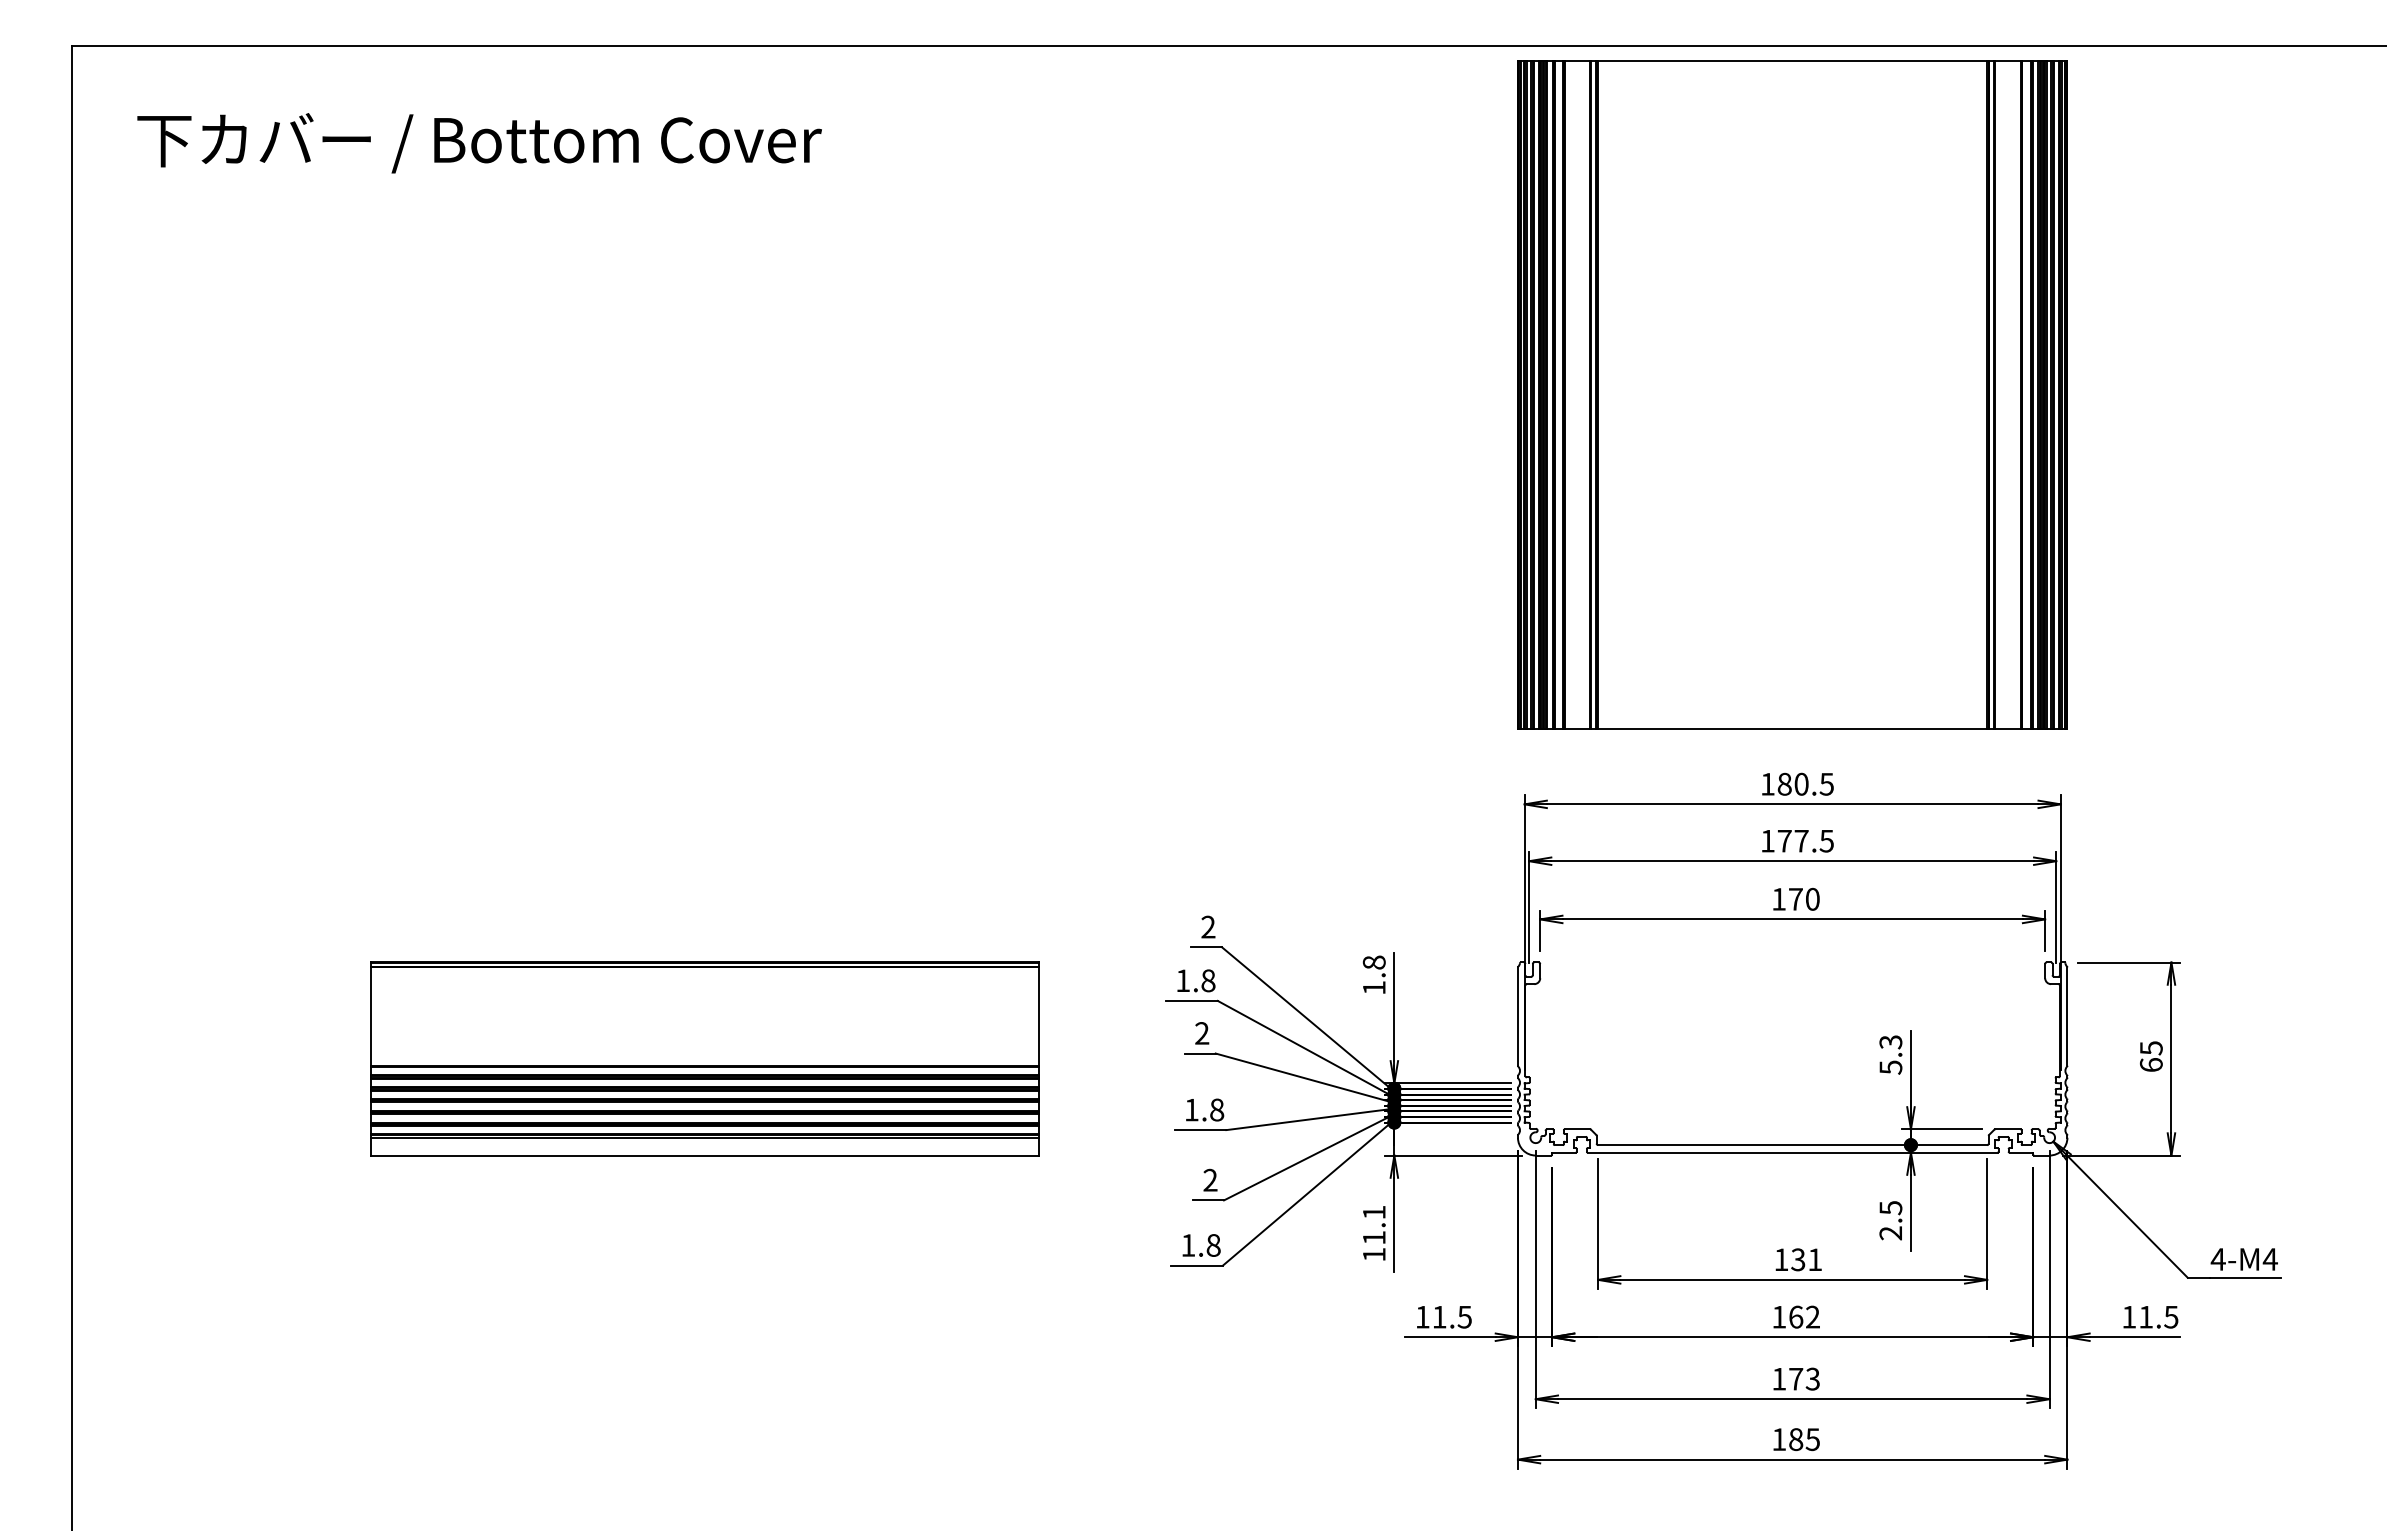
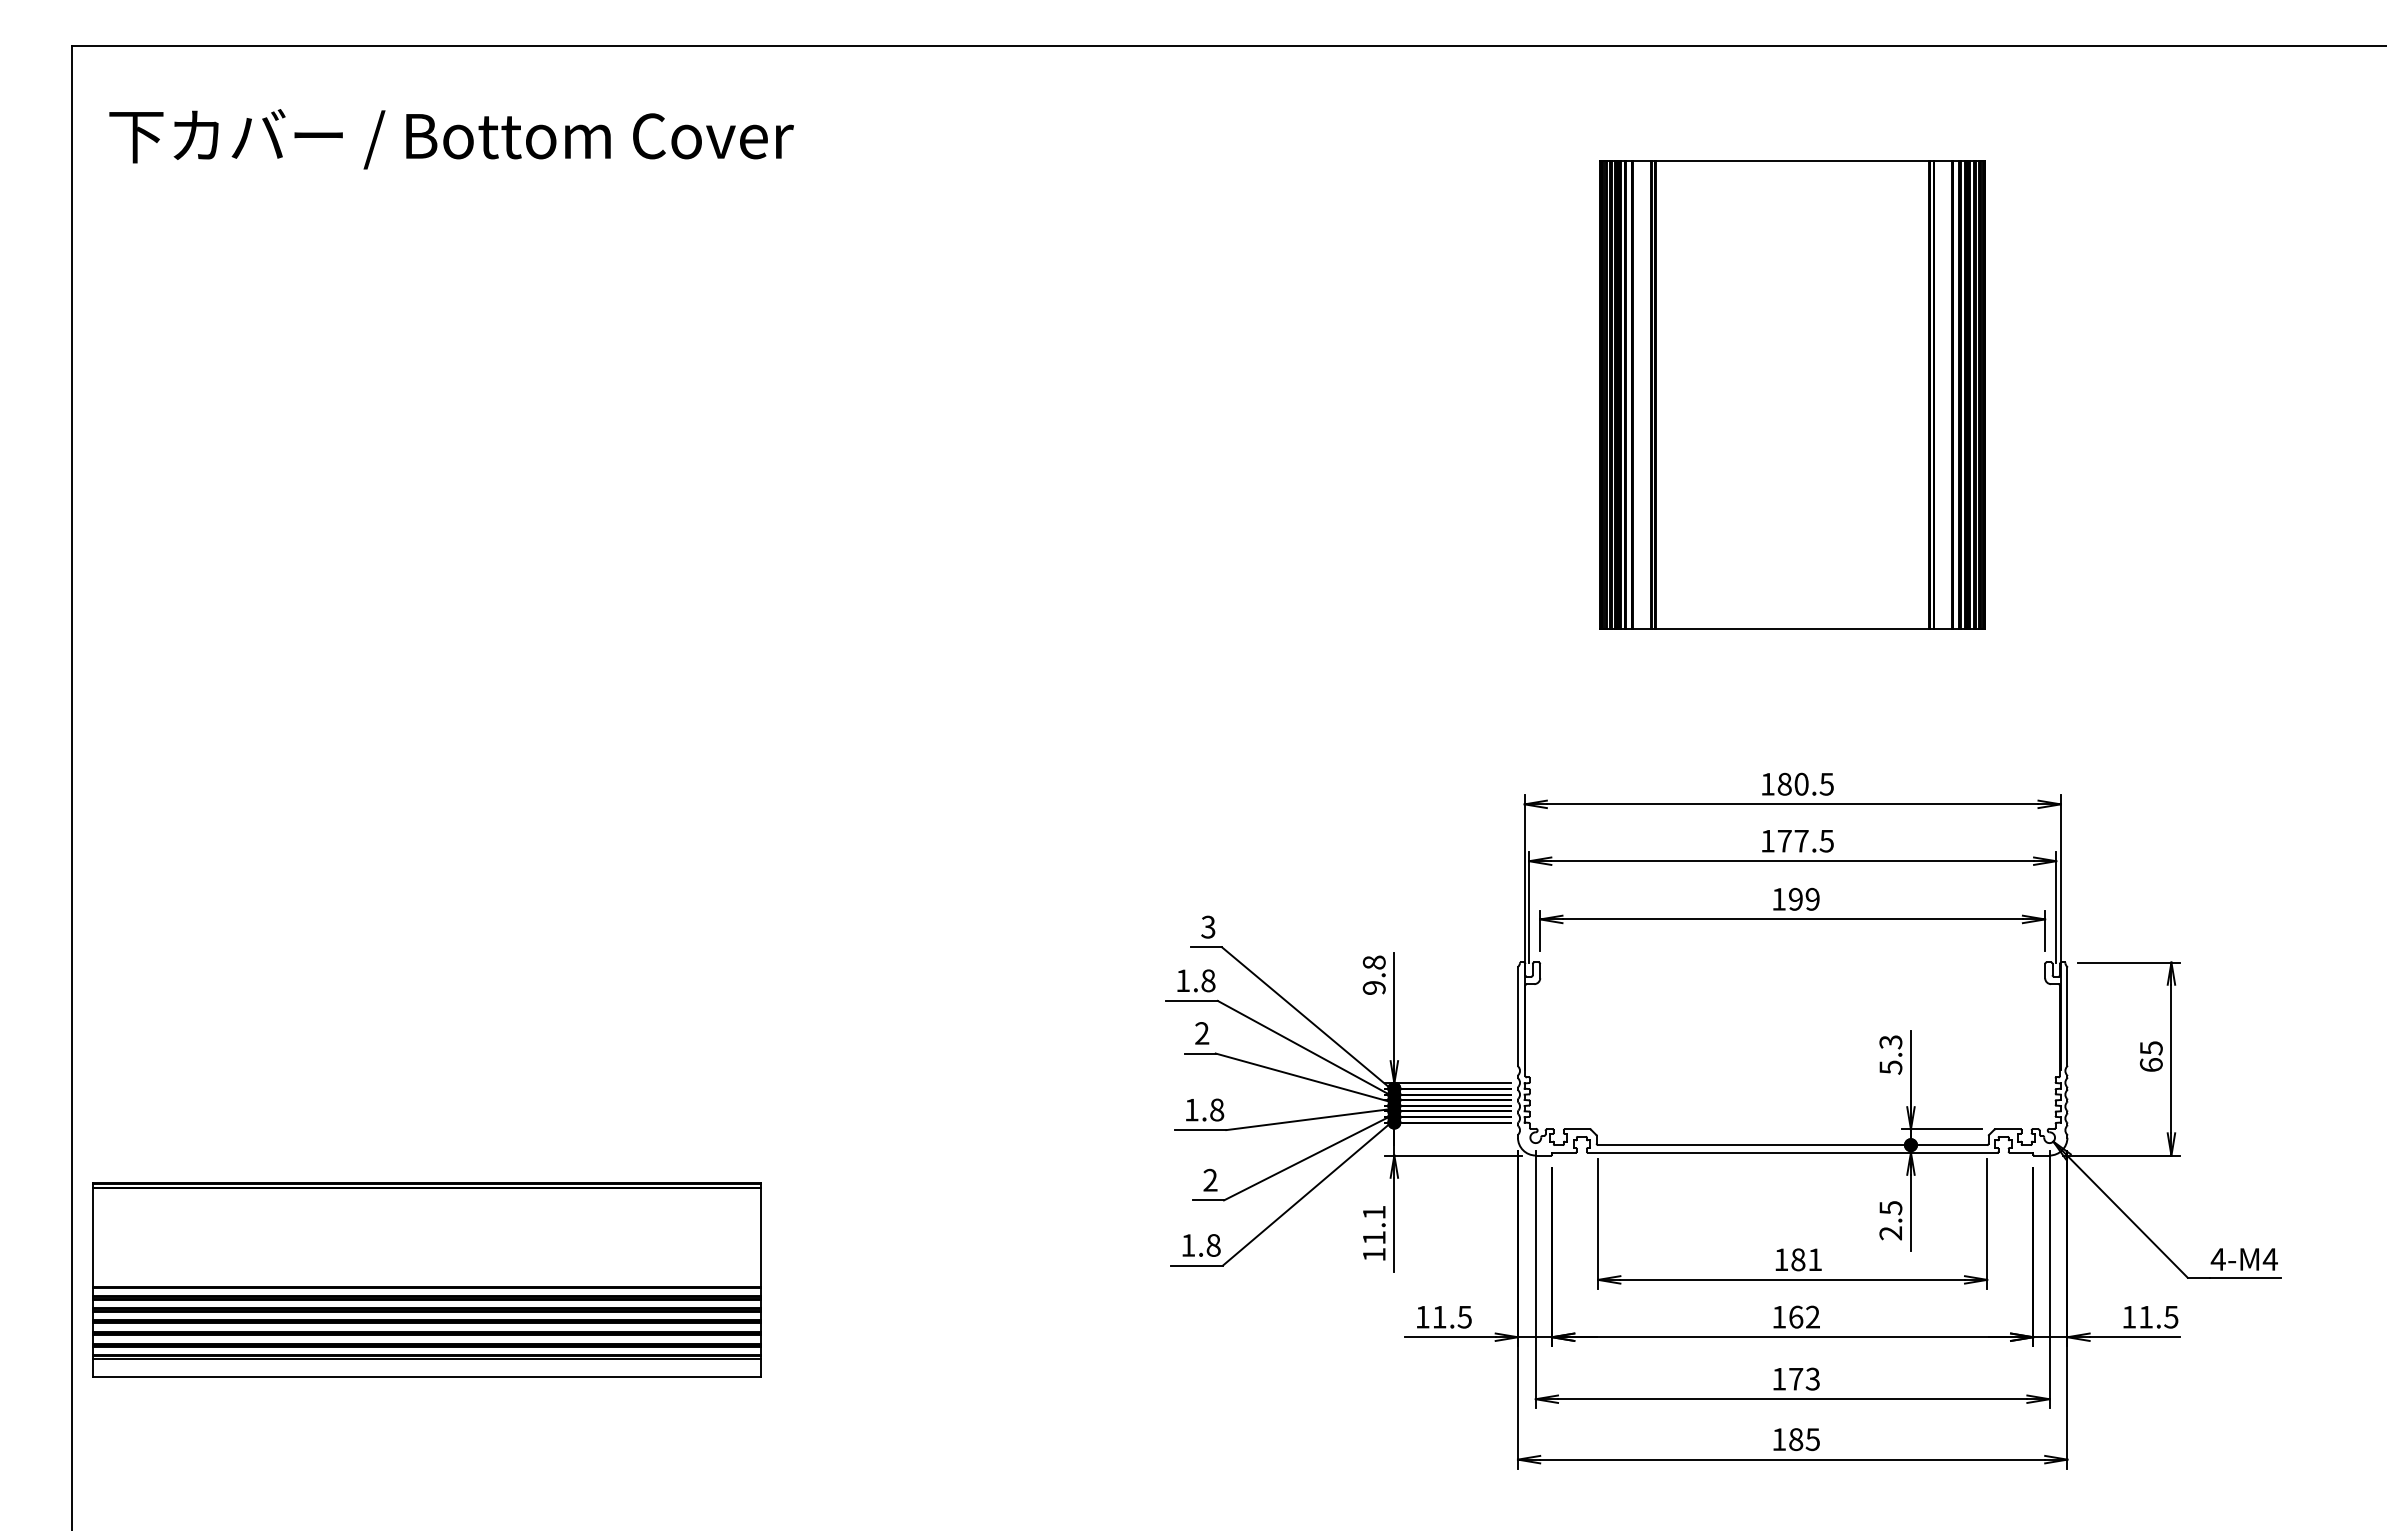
text position: (479, 143) -> (451, 139) (451, 139)
part size: 551x670 px -> 387x470 px (1792, 394)
text: 170 -> 199 (1804, 898)
text: 2 -> 3 (1208, 927)
text: 1.8 -> 9.8 (1373, 987)
part position: (704, 1058) -> (426, 1279) (426, 1279)
text: 131 -> 181 (1798, 1259)
